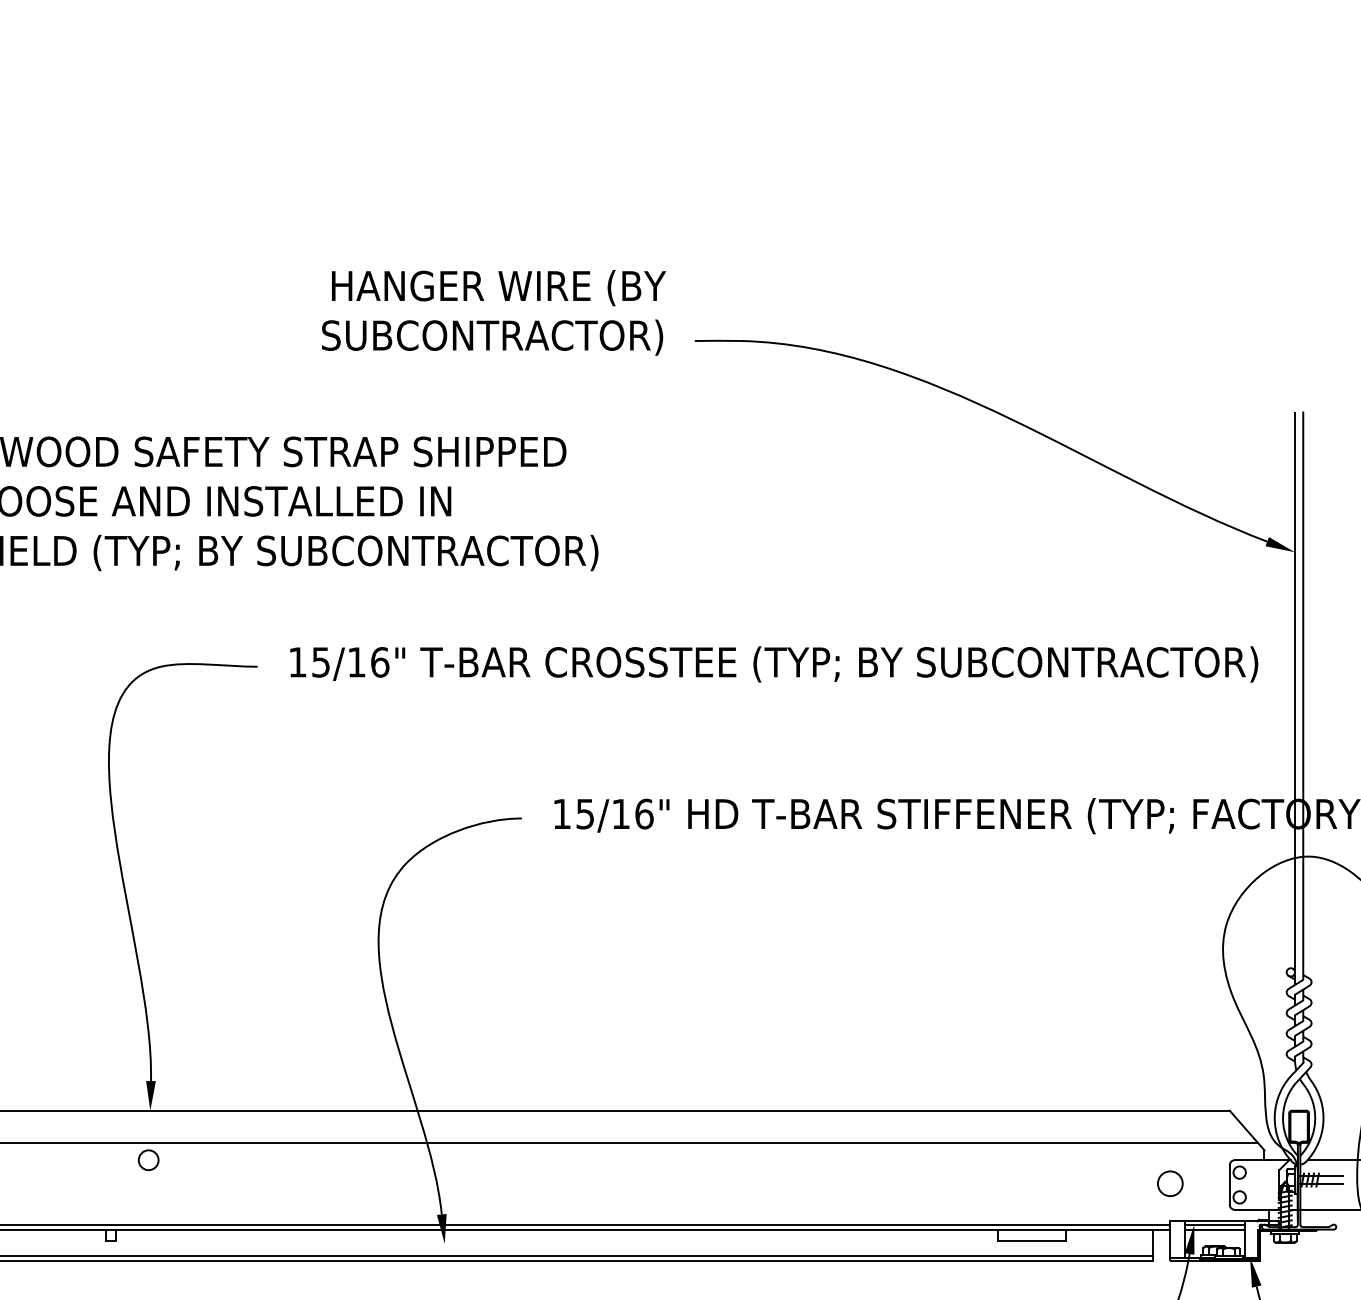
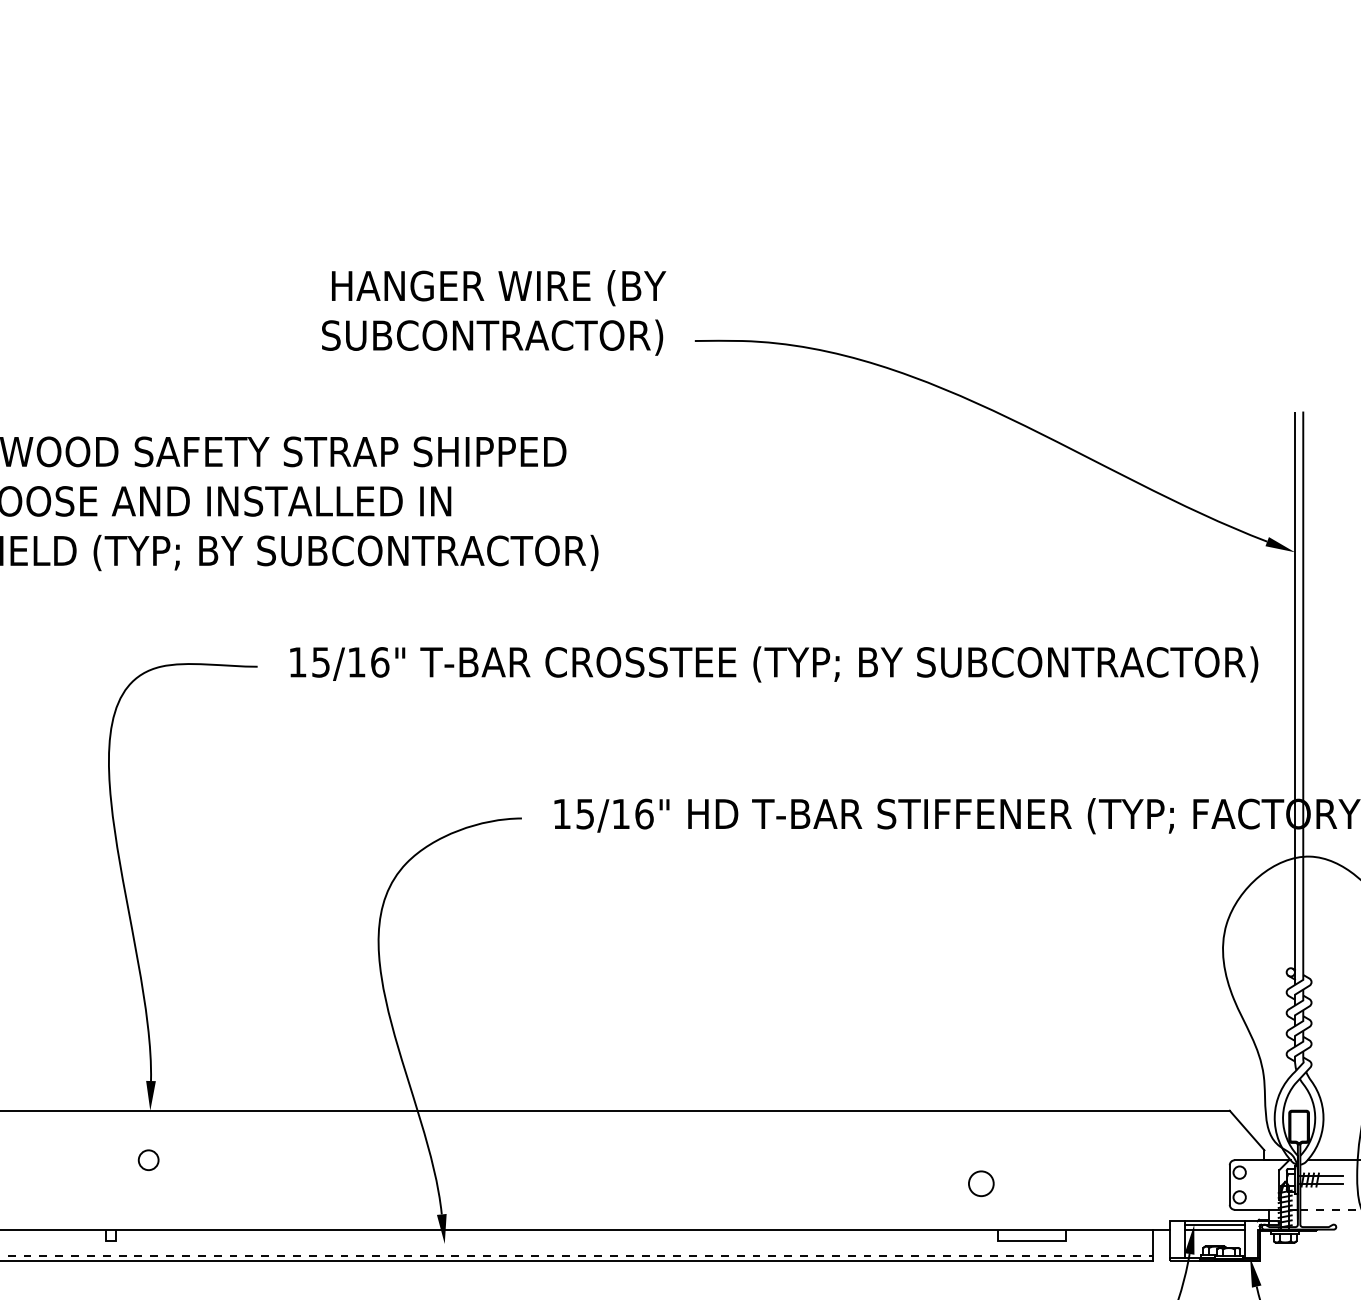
line: present -> none (629, 1142)
circle position: (1170, 1183) -> (981, 1183) (981, 1183)
line: solid -> dashed (1330, 1209)
line: present -> none (586, 1224)
line: solid -> dashed (577, 1255)
